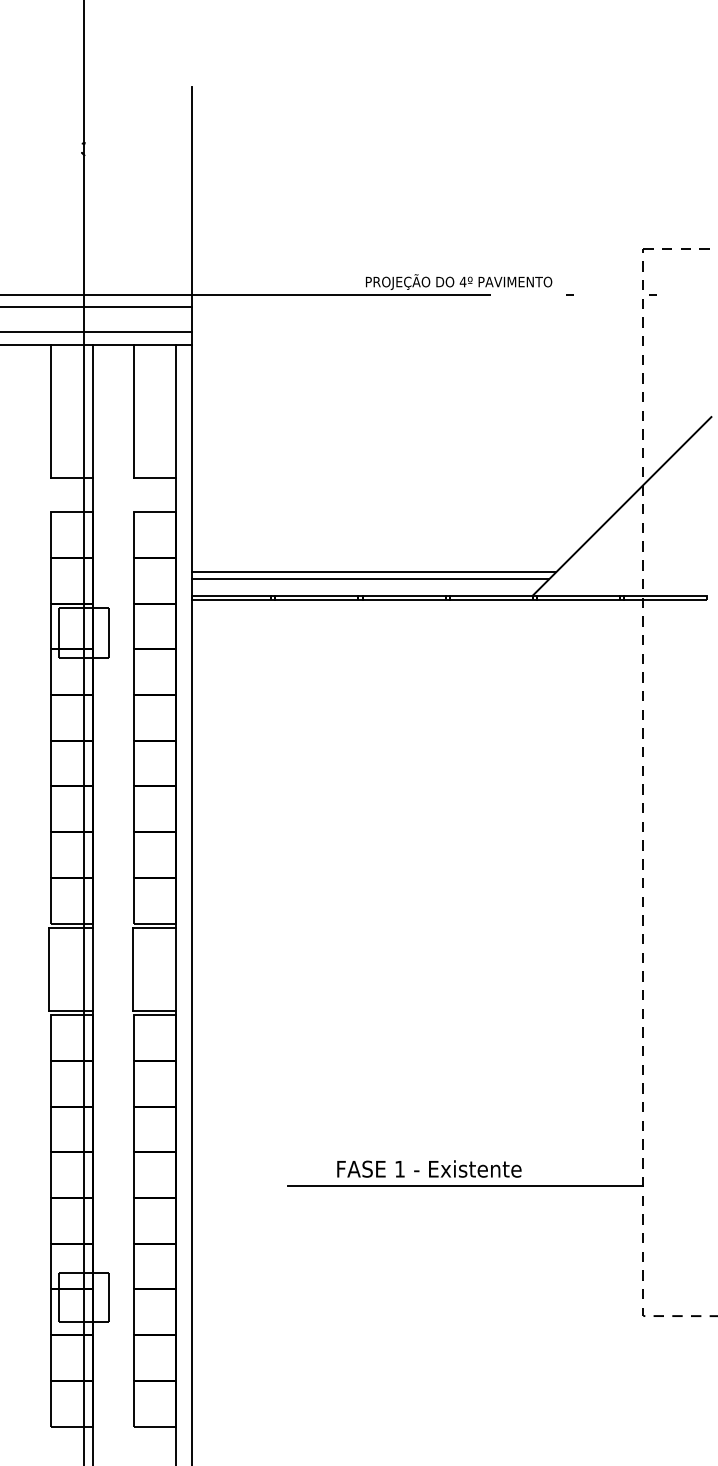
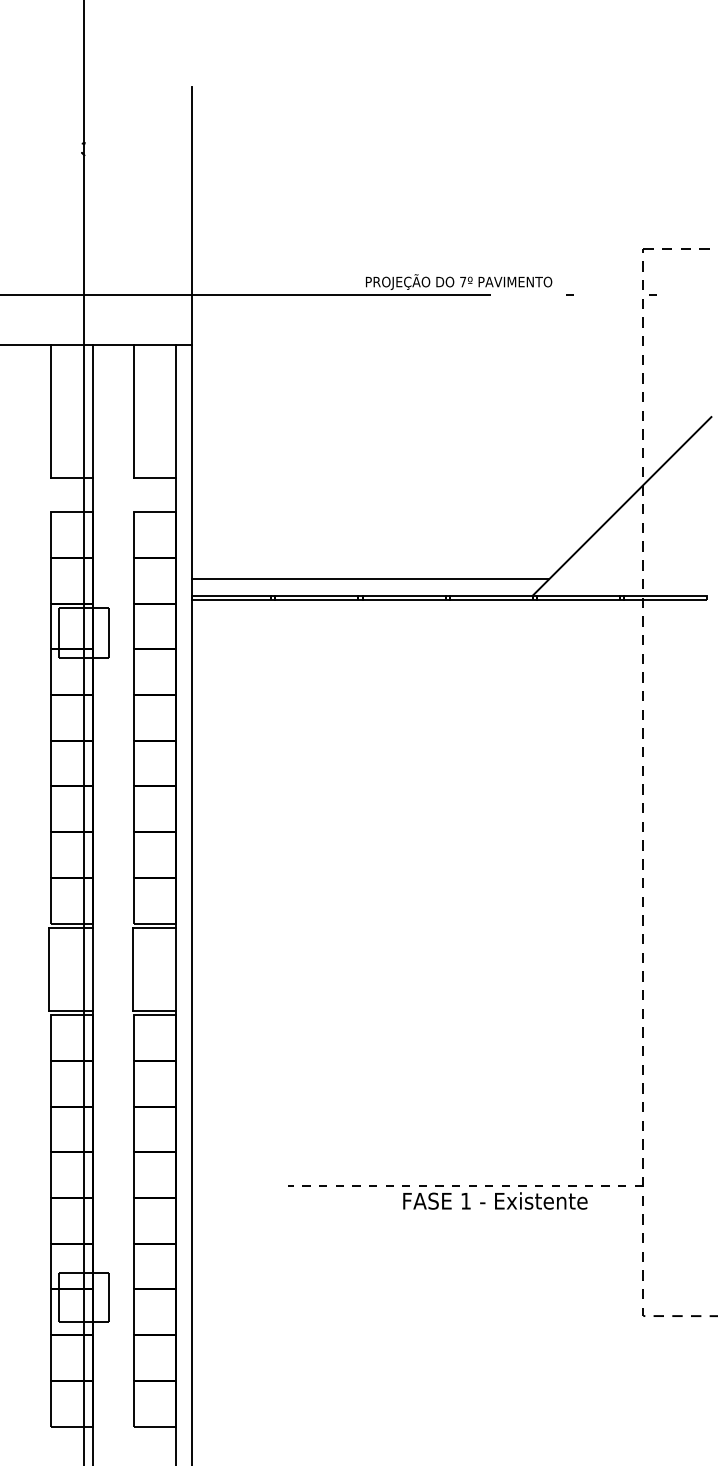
text: 4º -> 7º (462, 281)
line: present -> none (97, 307)
line: present -> none (97, 332)
line: present -> none (374, 572)
text position: (429, 1168) -> (495, 1200) (495, 1200)
line: solid -> dashed (465, 1186)
